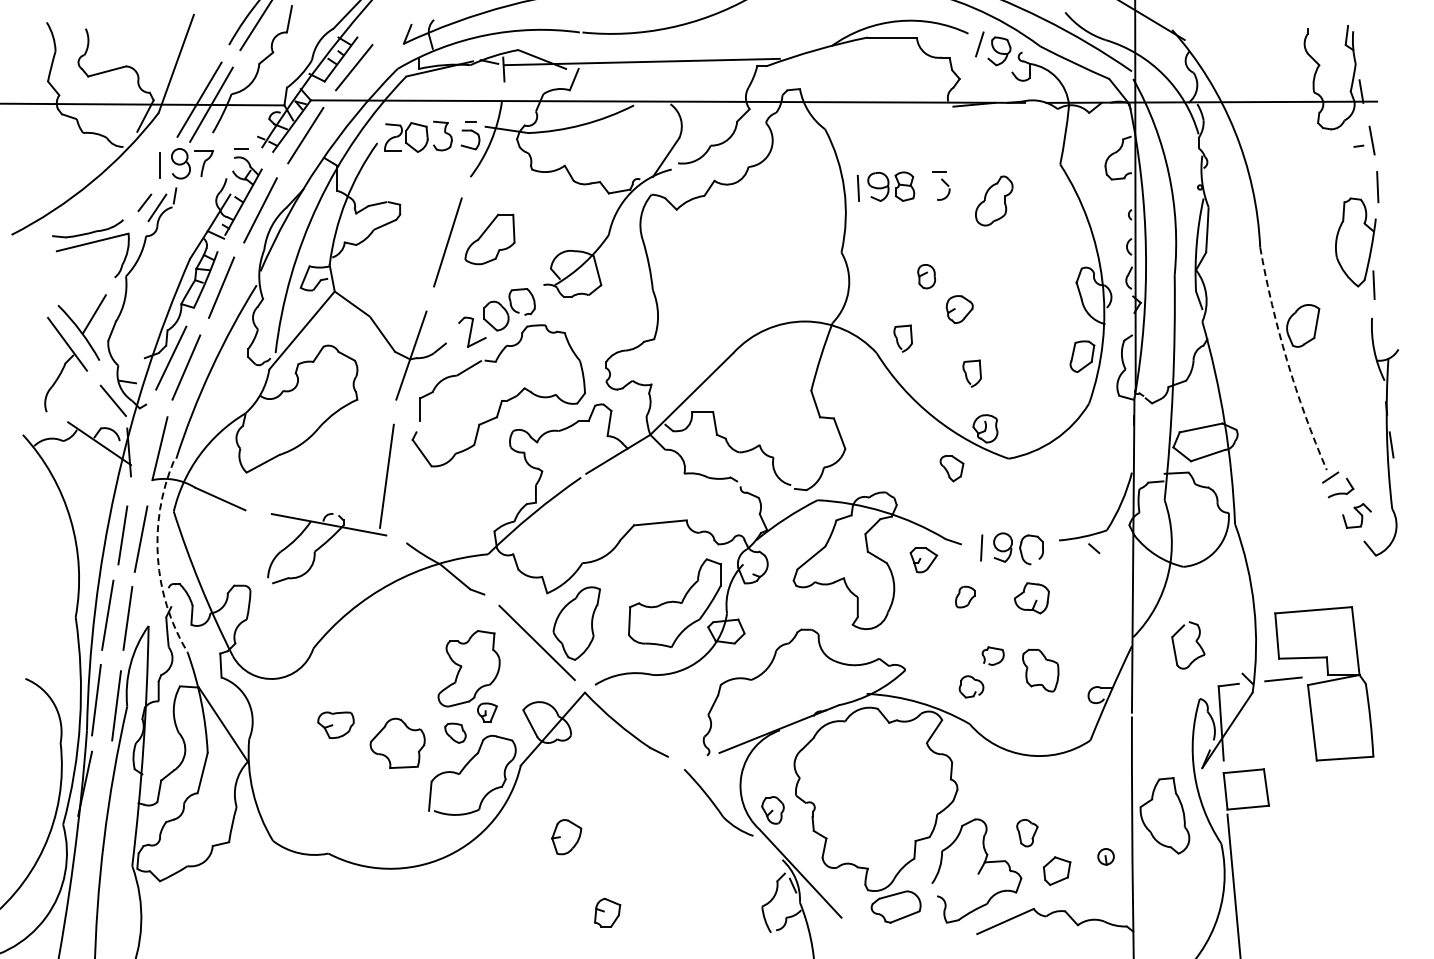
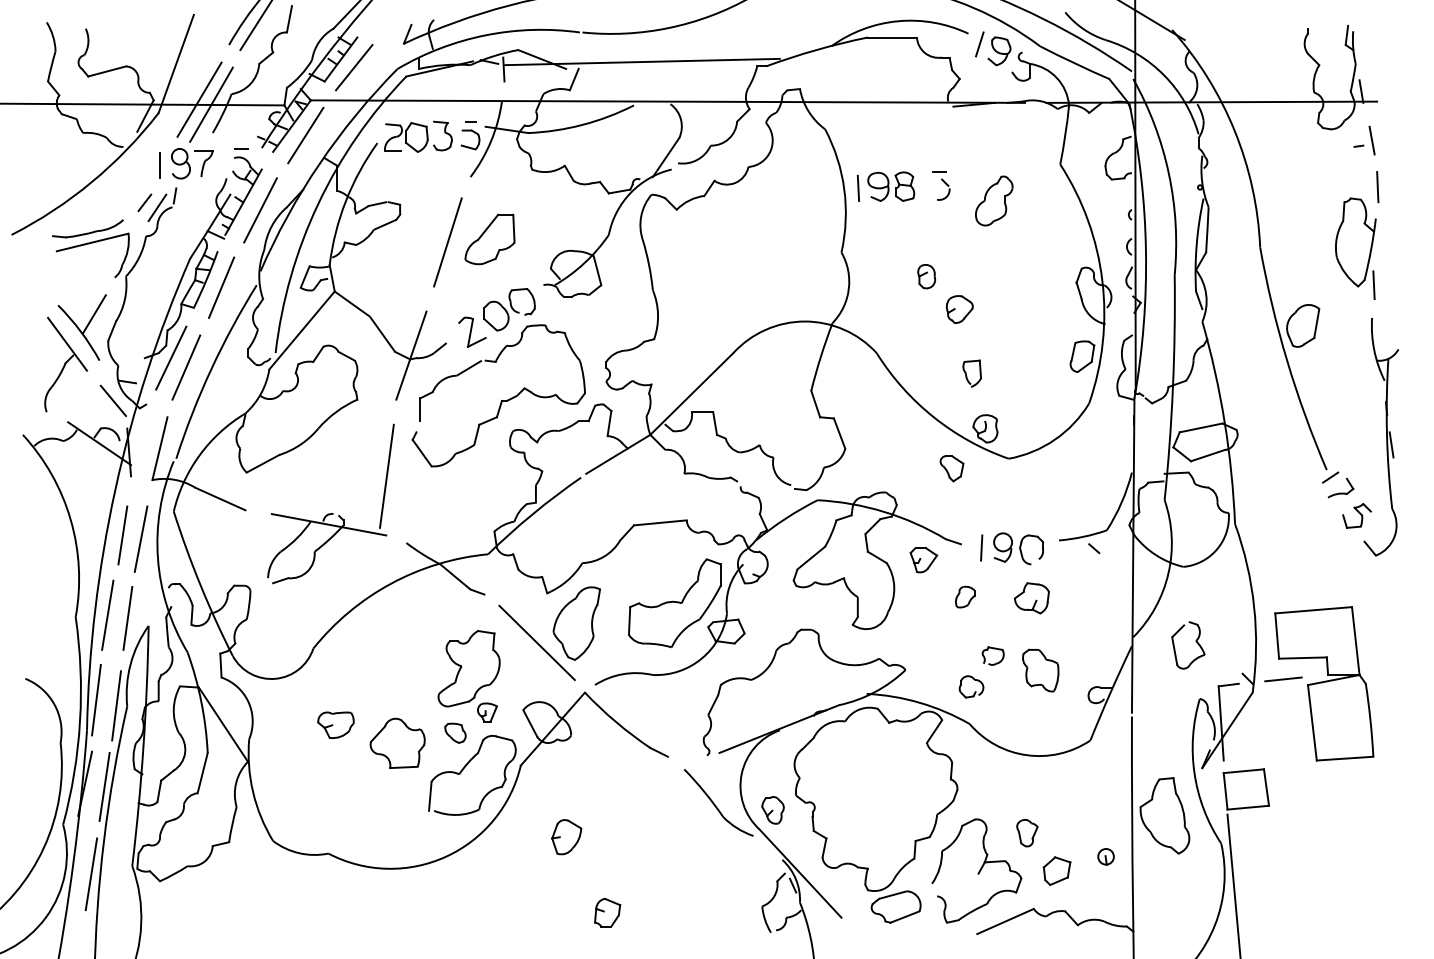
part: present -> none (902, 338)
arc: dashed -> solid (1287, 360)
arc: dashed -> solid (157, 558)
line: none -> present (104, 786)
line: none -> present (91, 874)
